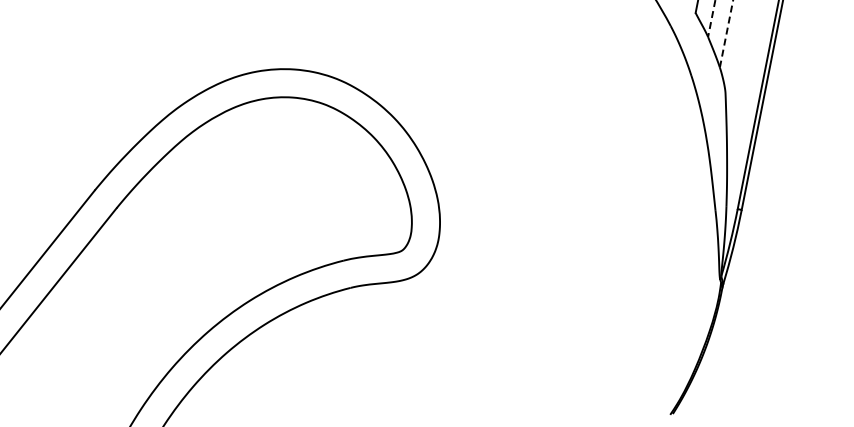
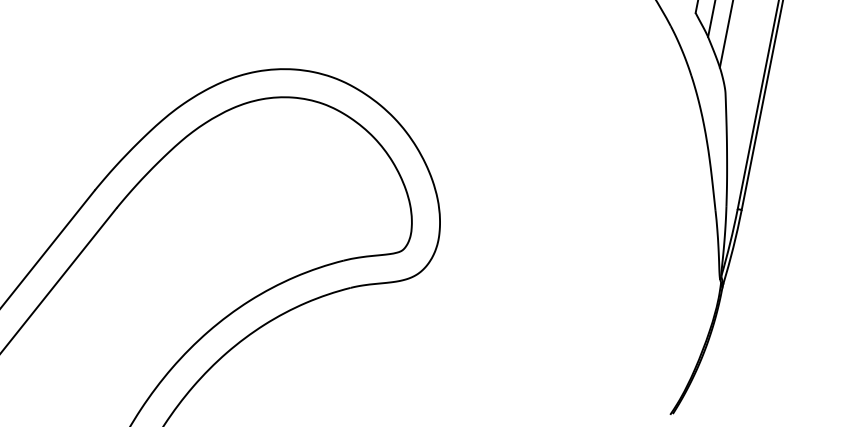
line: dashed -> solid (711, 19)
line: dashed -> solid (726, 33)
